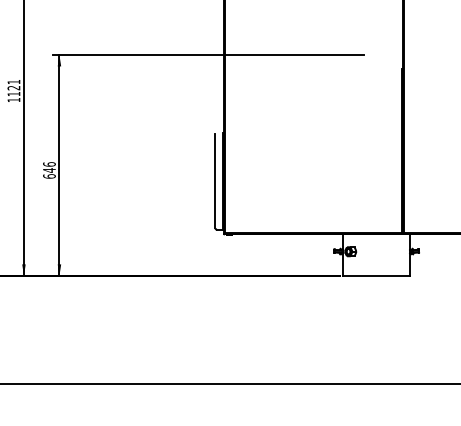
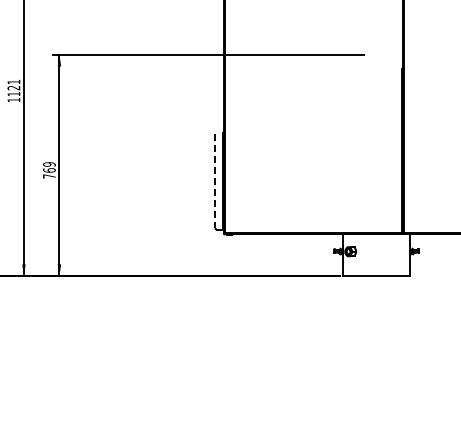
text: 646 -> 769 (49, 170)
line: solid -> dashed (215, 181)
line: present -> none (229, 384)
